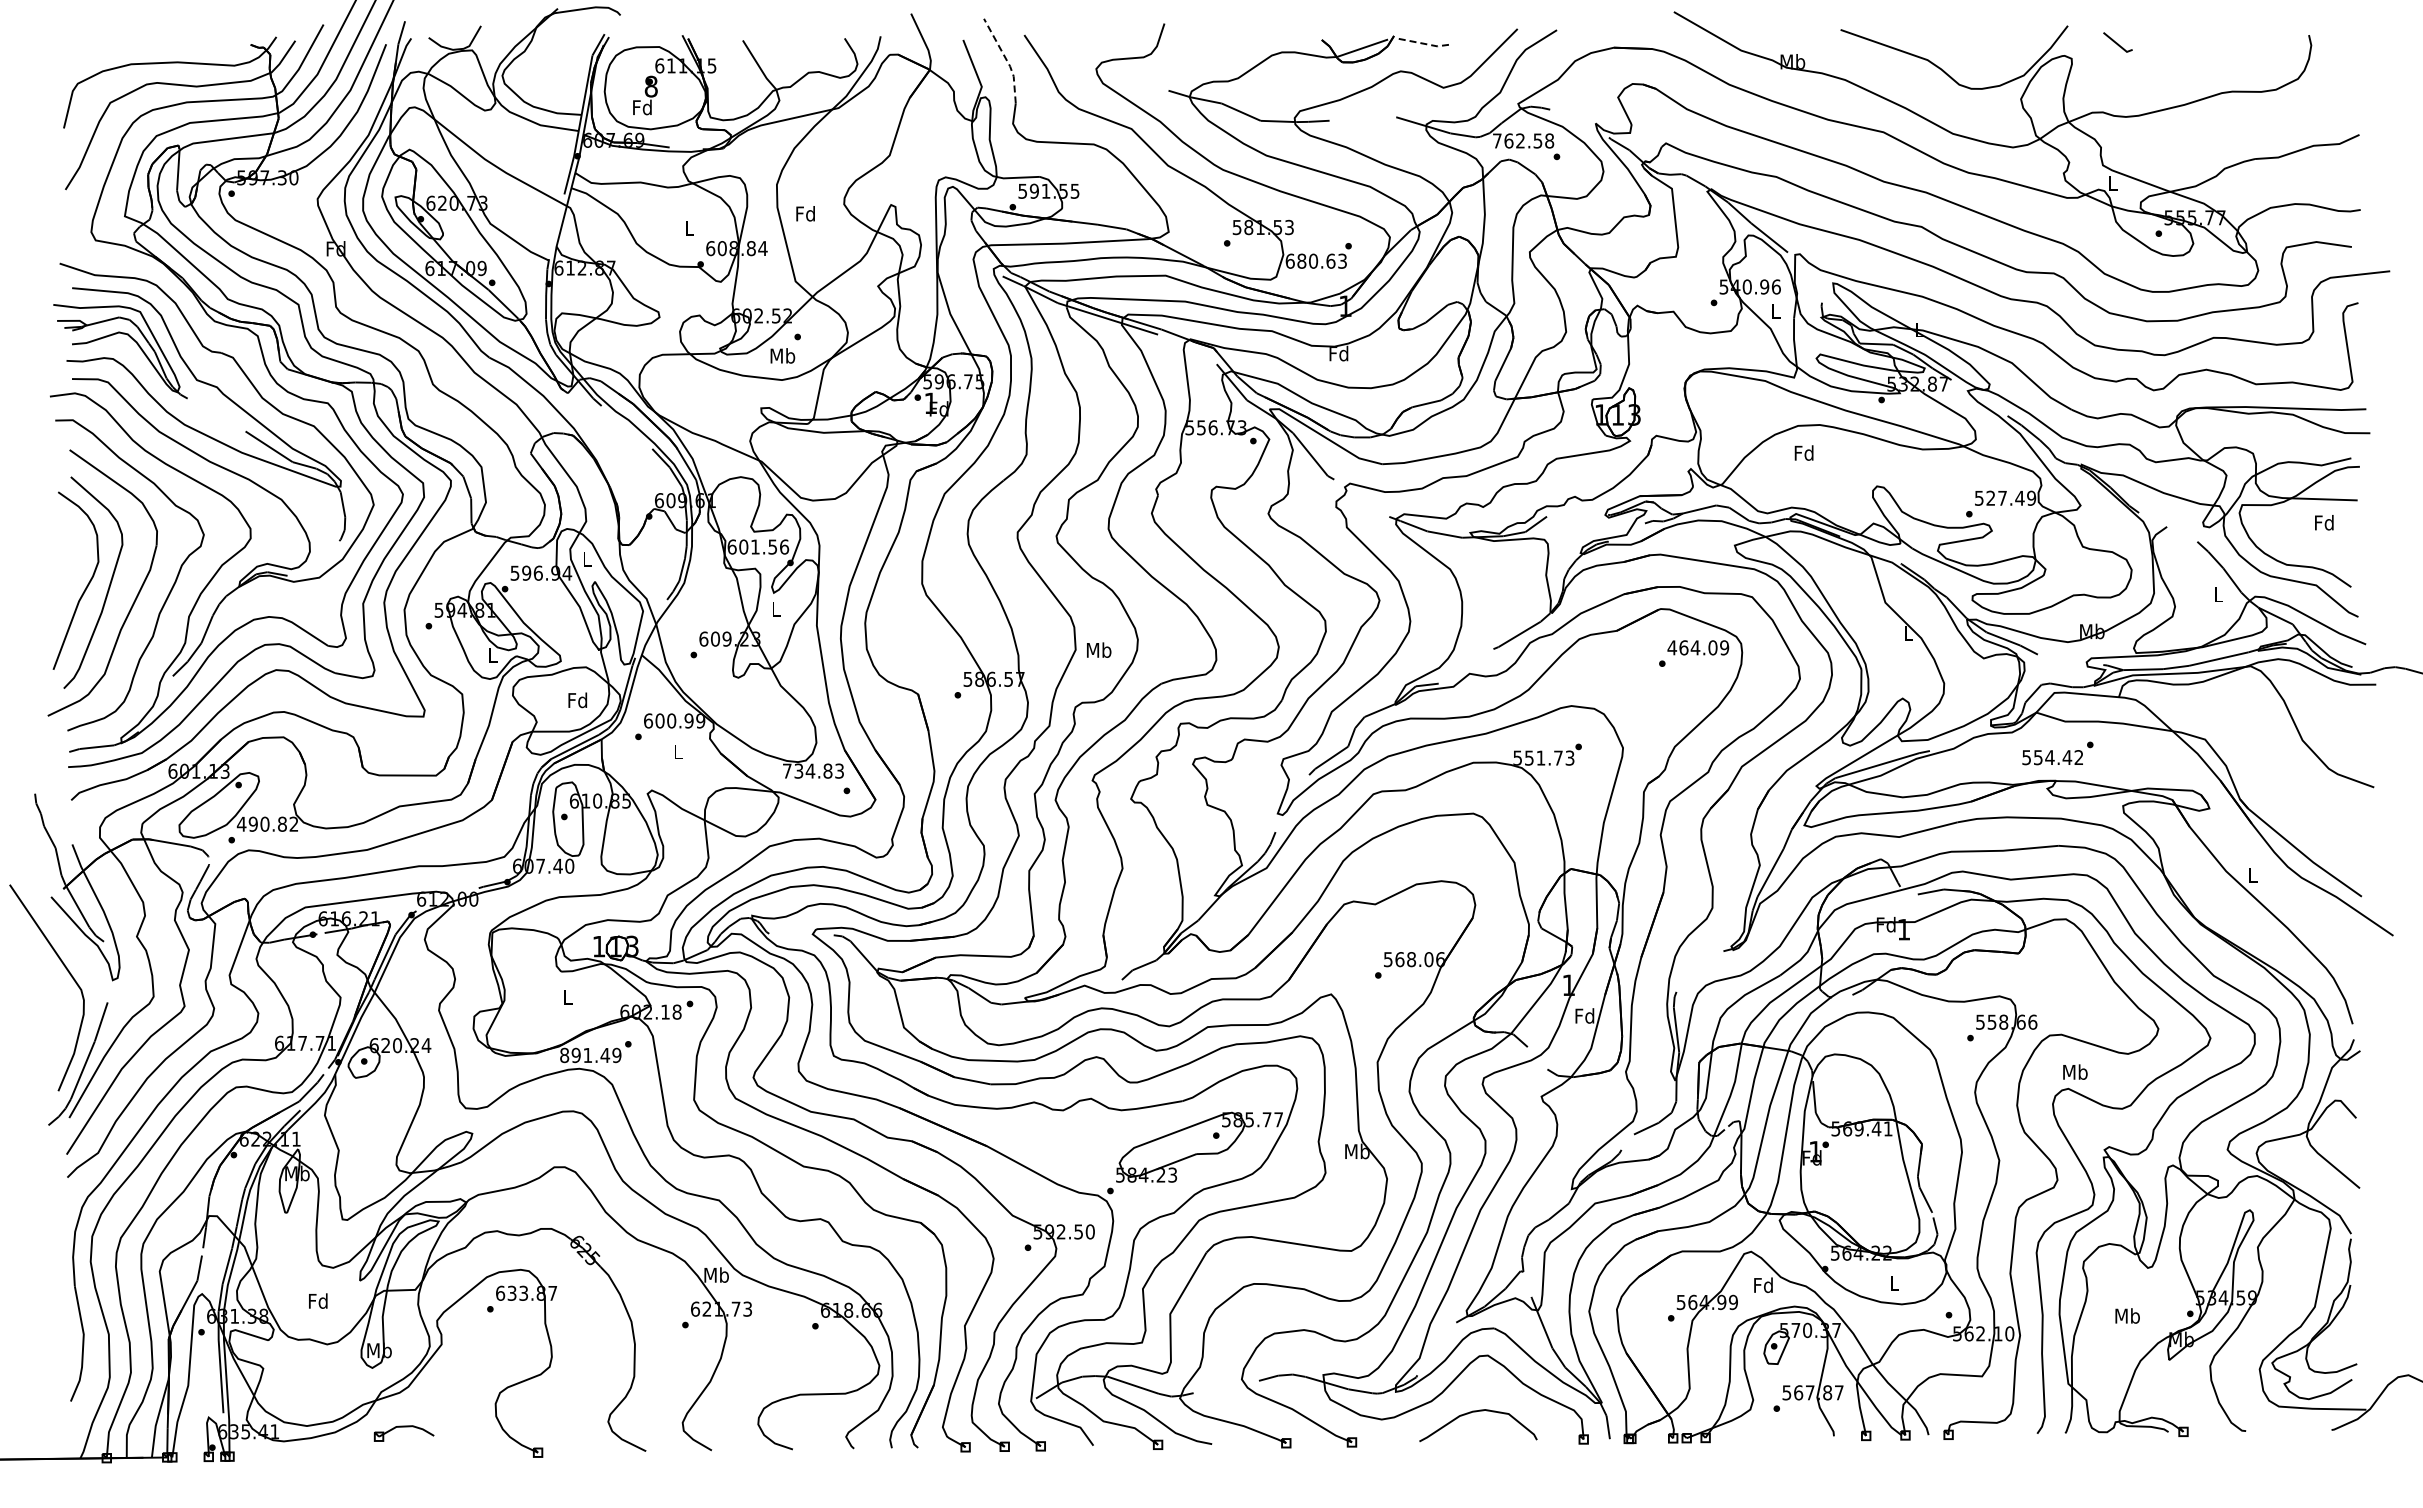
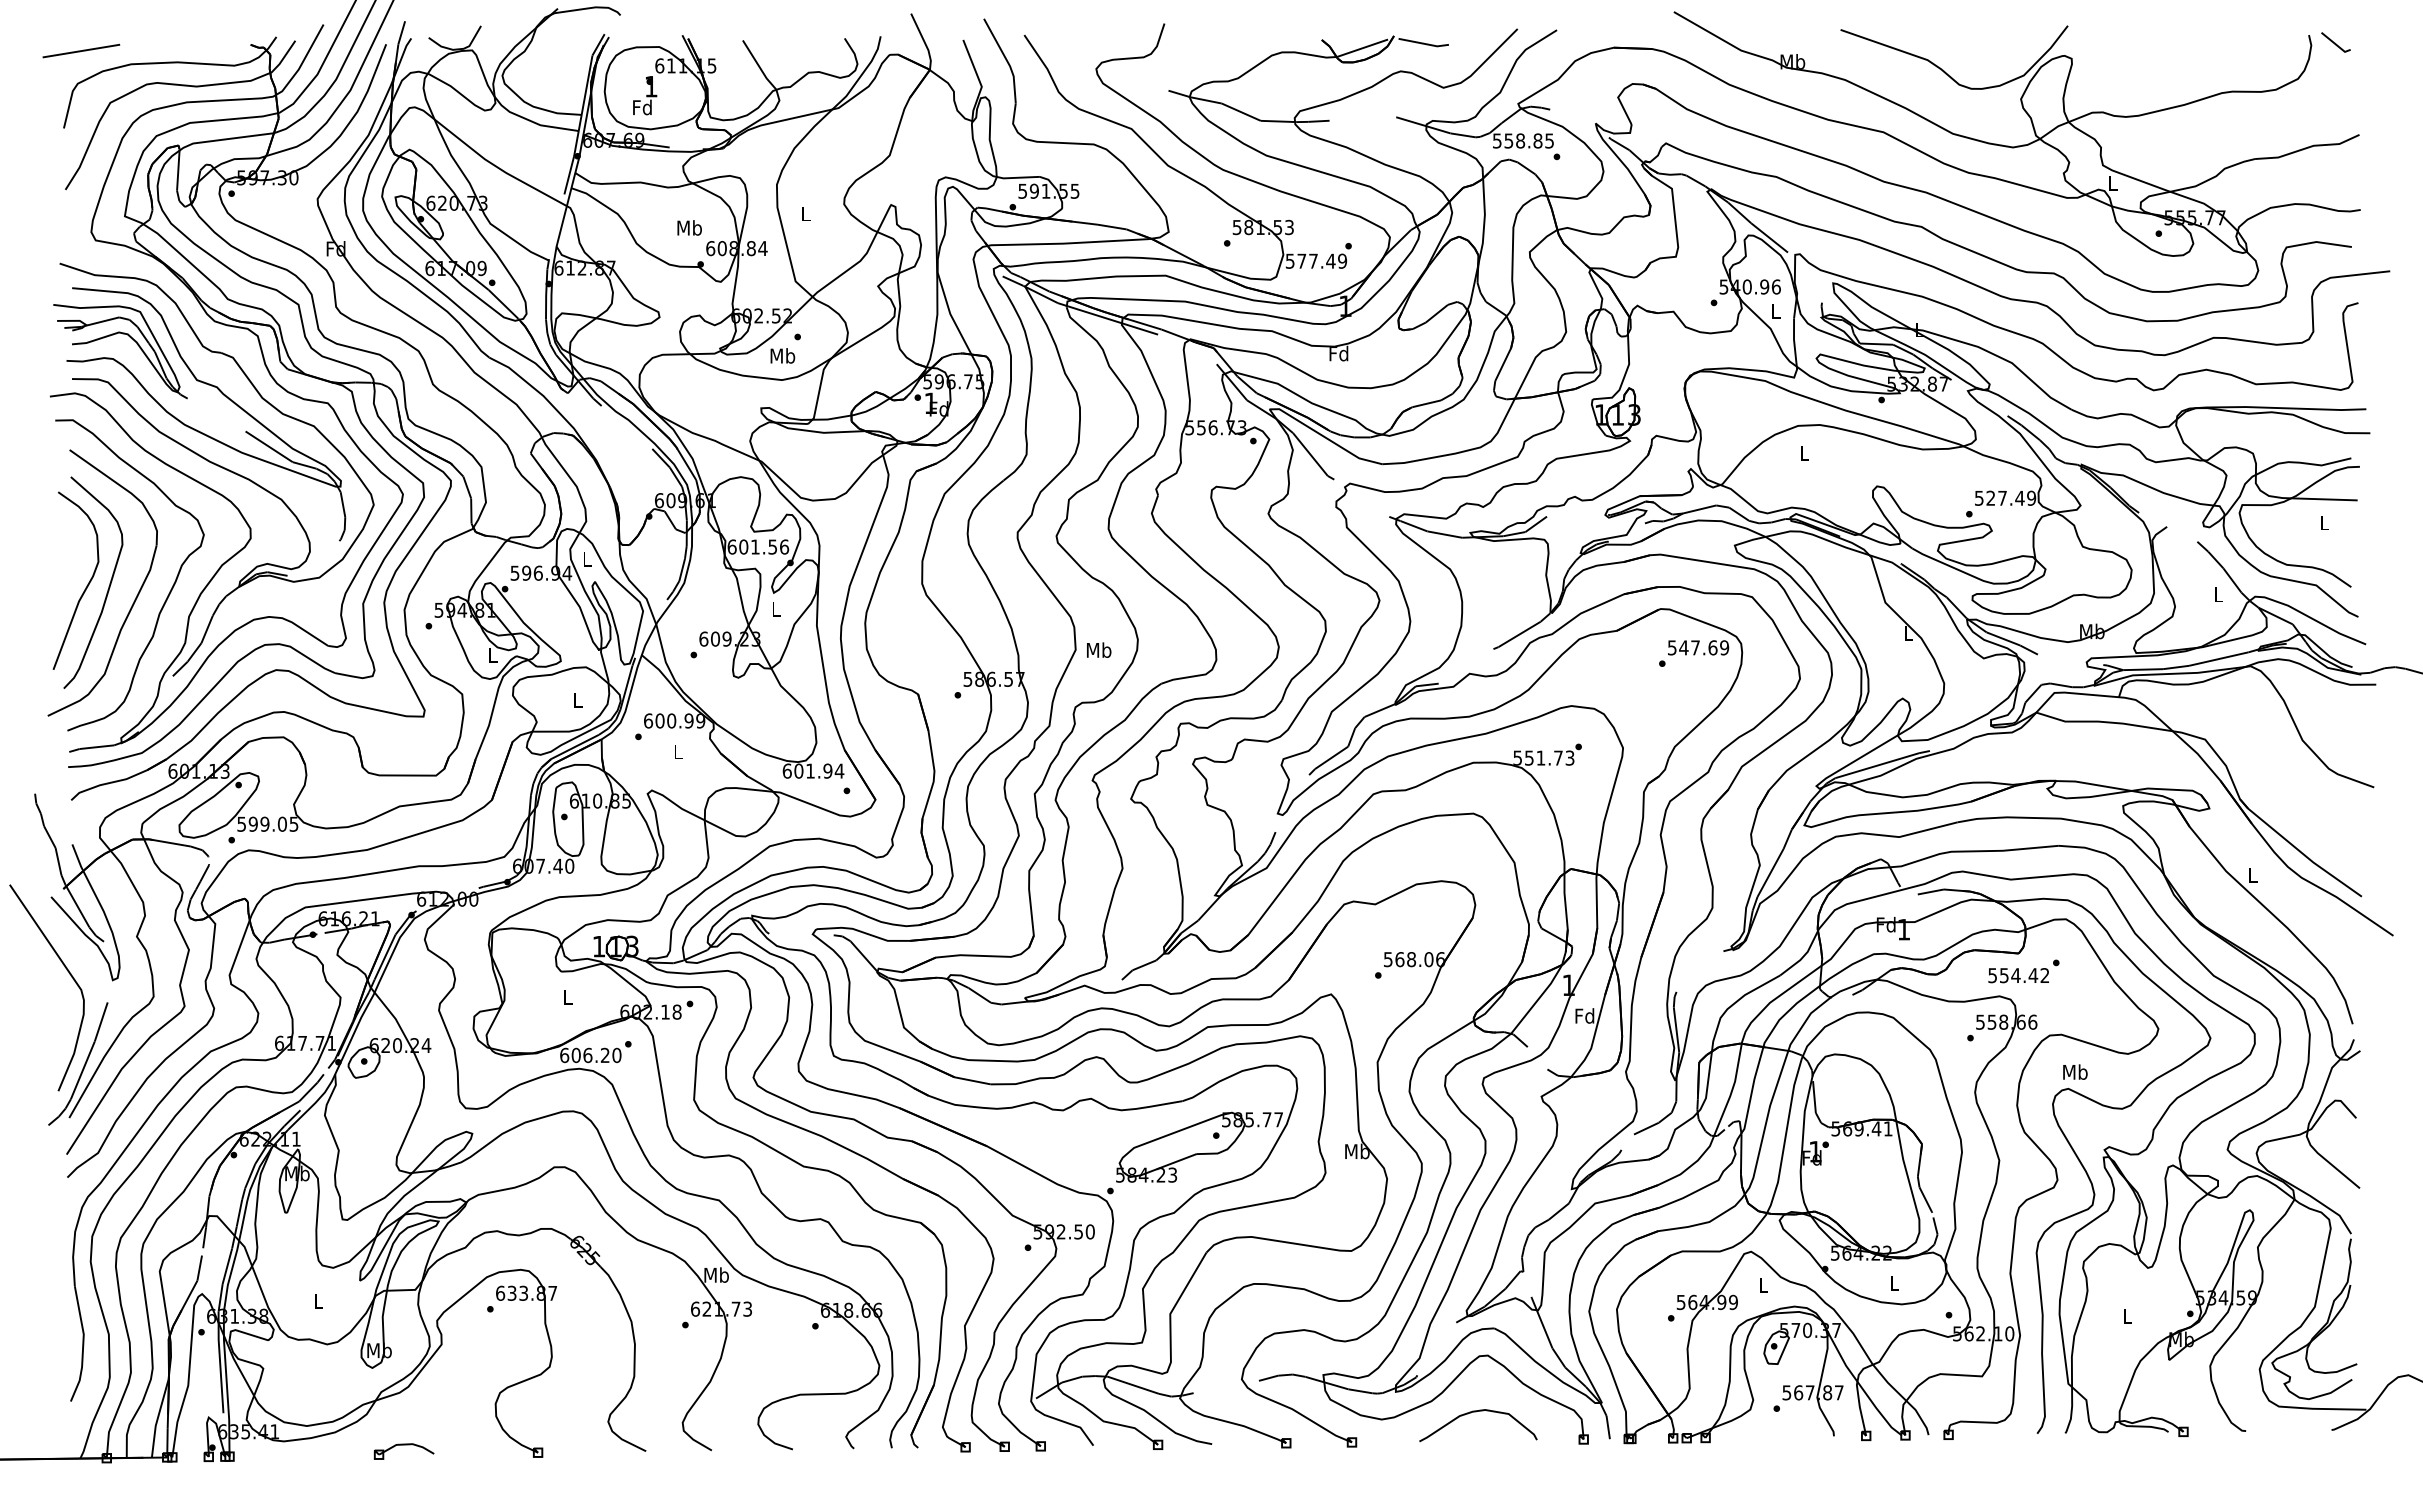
line position: (2117, 42) -> (2335, 42) (2335, 42)
line: dashed -> solid (1423, 43)
line: none -> present (81, 50)
line: dashed -> solid (1006, 60)
text: 8 -> 1 (650, 86)
text: 762.58 -> 558.85 (1523, 140)
text: Fd -> L (805, 213)
text: L -> Mb (689, 227)
text: 680.63 -> 577.49 (1316, 260)
text: Fd -> L (1803, 452)
text: Fd -> L (2324, 522)
text: 464.09 -> 547.69 (1692, 647)
text: Fd -> L (577, 700)
text position: (2057, 753) -> (2023, 971) (2023, 971)
text: 734.83 -> 601.94 (813, 770)
text: 490.82 -> 599.05 (267, 823)
text: 891.49 -> 606.20 (590, 1055)
text: Fd -> L (1763, 1284)
text: Fd -> L (318, 1300)
text: Mb -> L (2127, 1315)
part position: (403, 1433) -> (403, 1451) (403, 1451)
